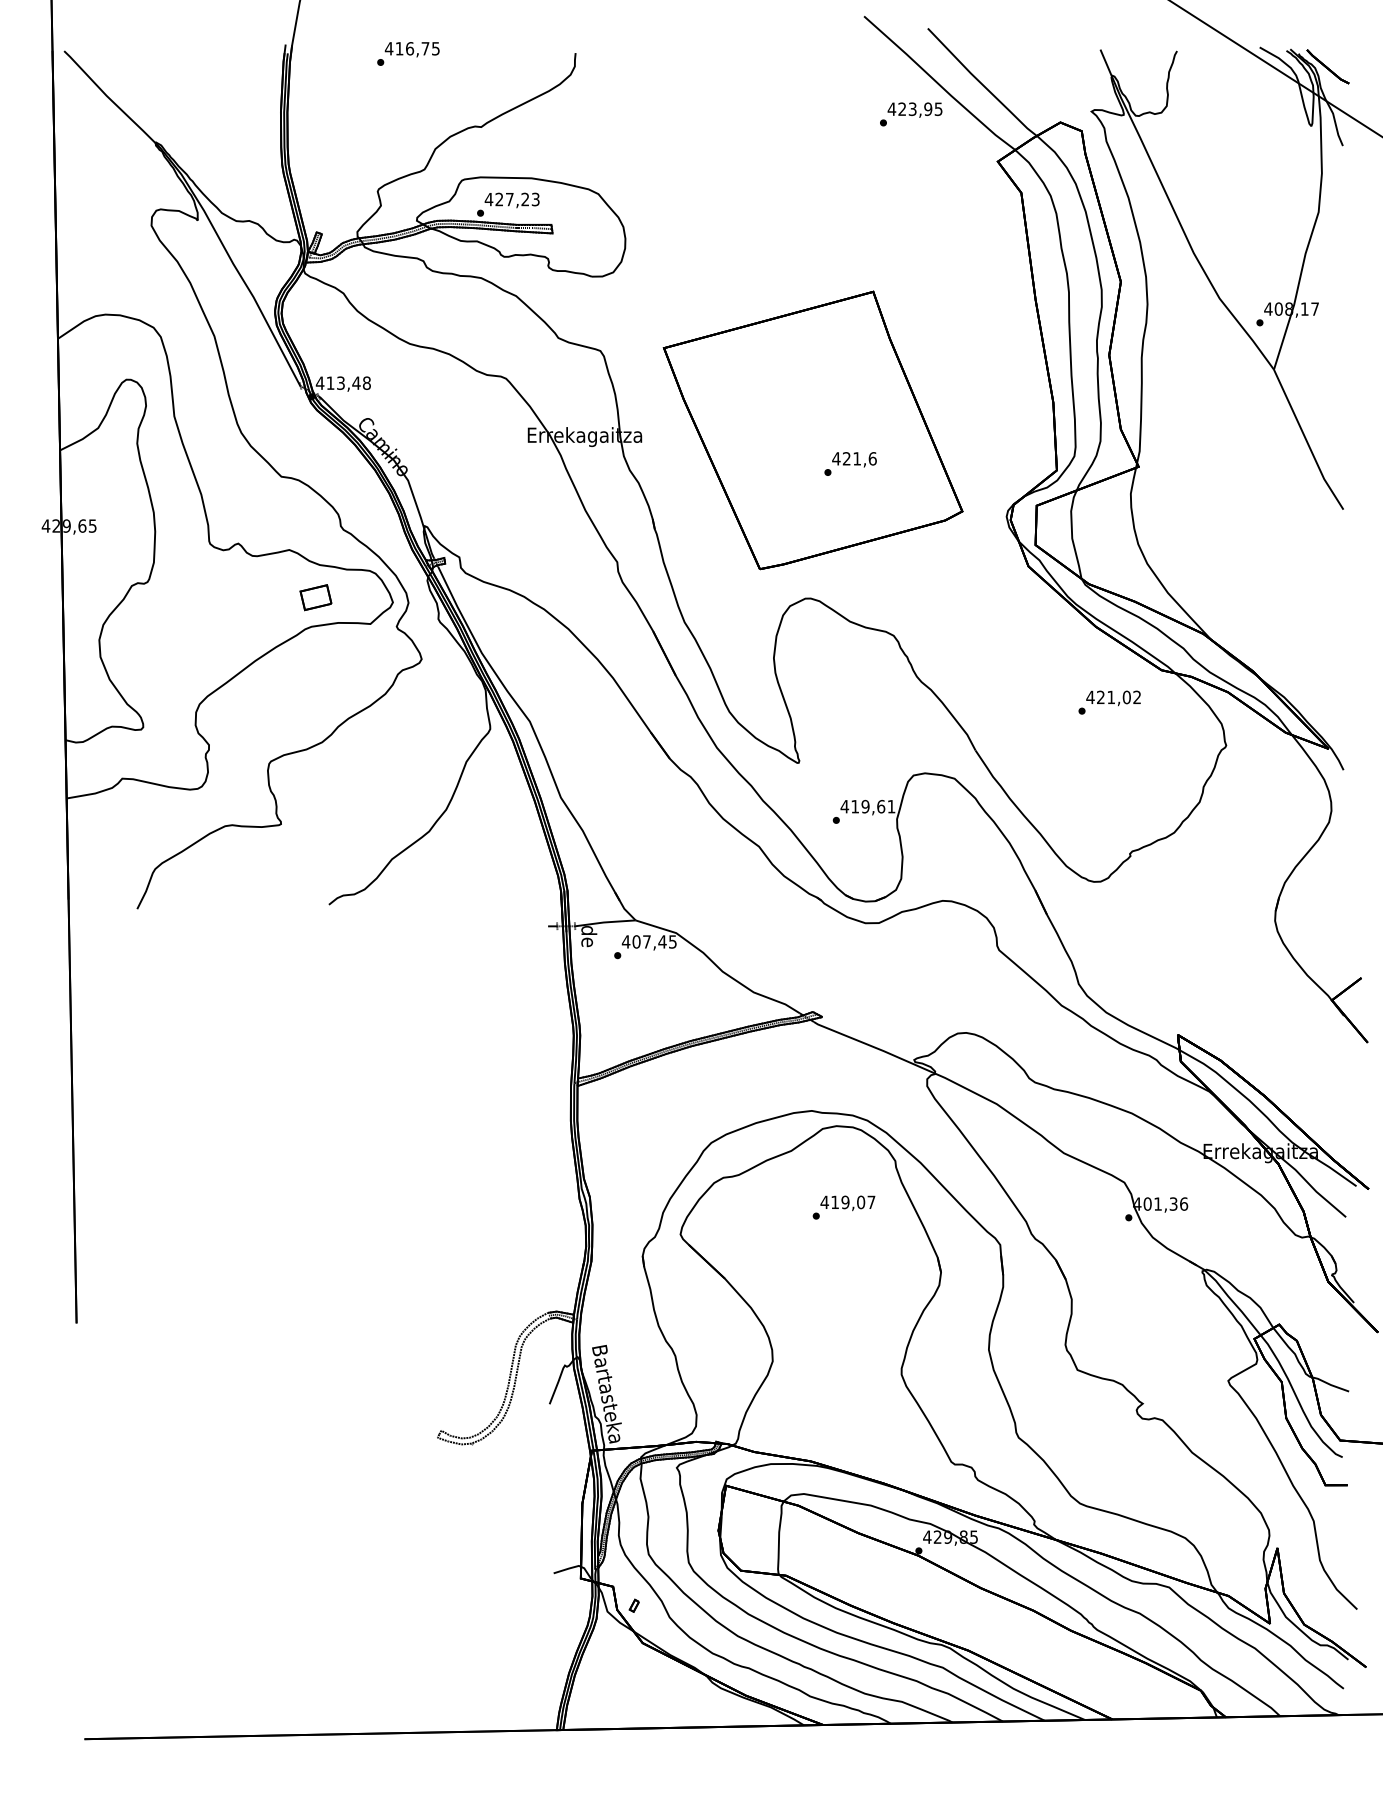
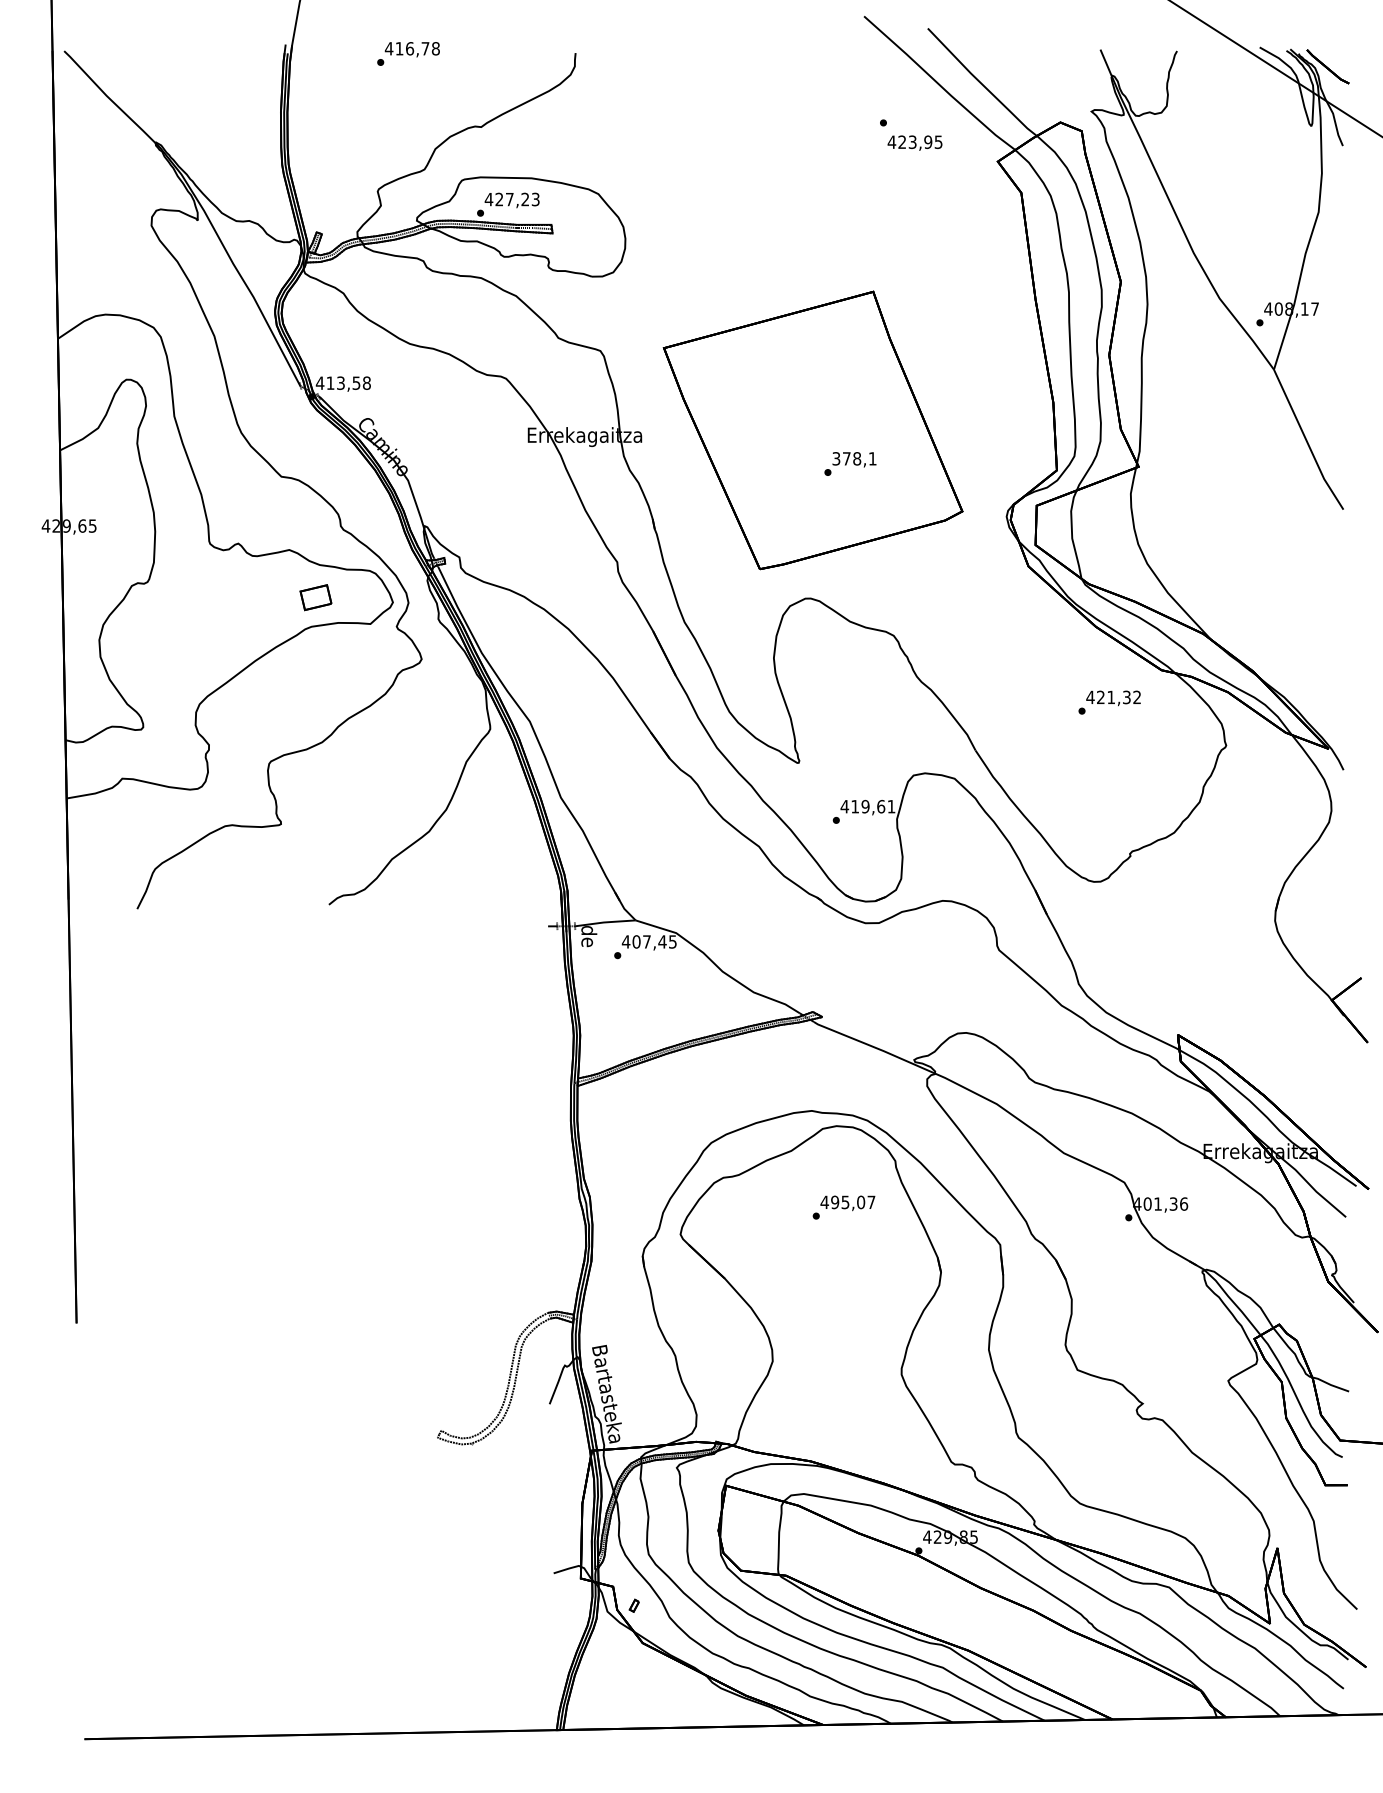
text: 416,75 -> 416,78 (435, 48)
text position: (914, 109) -> (914, 142) (914, 142)
text: 413,48 -> 413,58 (356, 382)
text: 421,6 -> 378,1 (854, 458)
text: 421,02 -> 421,32 (1126, 697)
text: 419,07 -> 495,07 (840, 1202)
